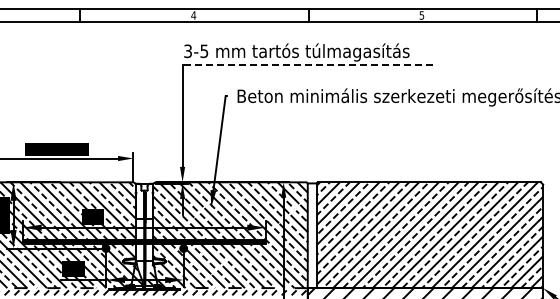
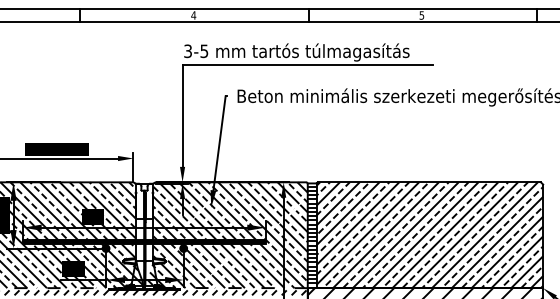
line: dashed -> solid (307, 65)
hatch: none -> present (311, 236)
